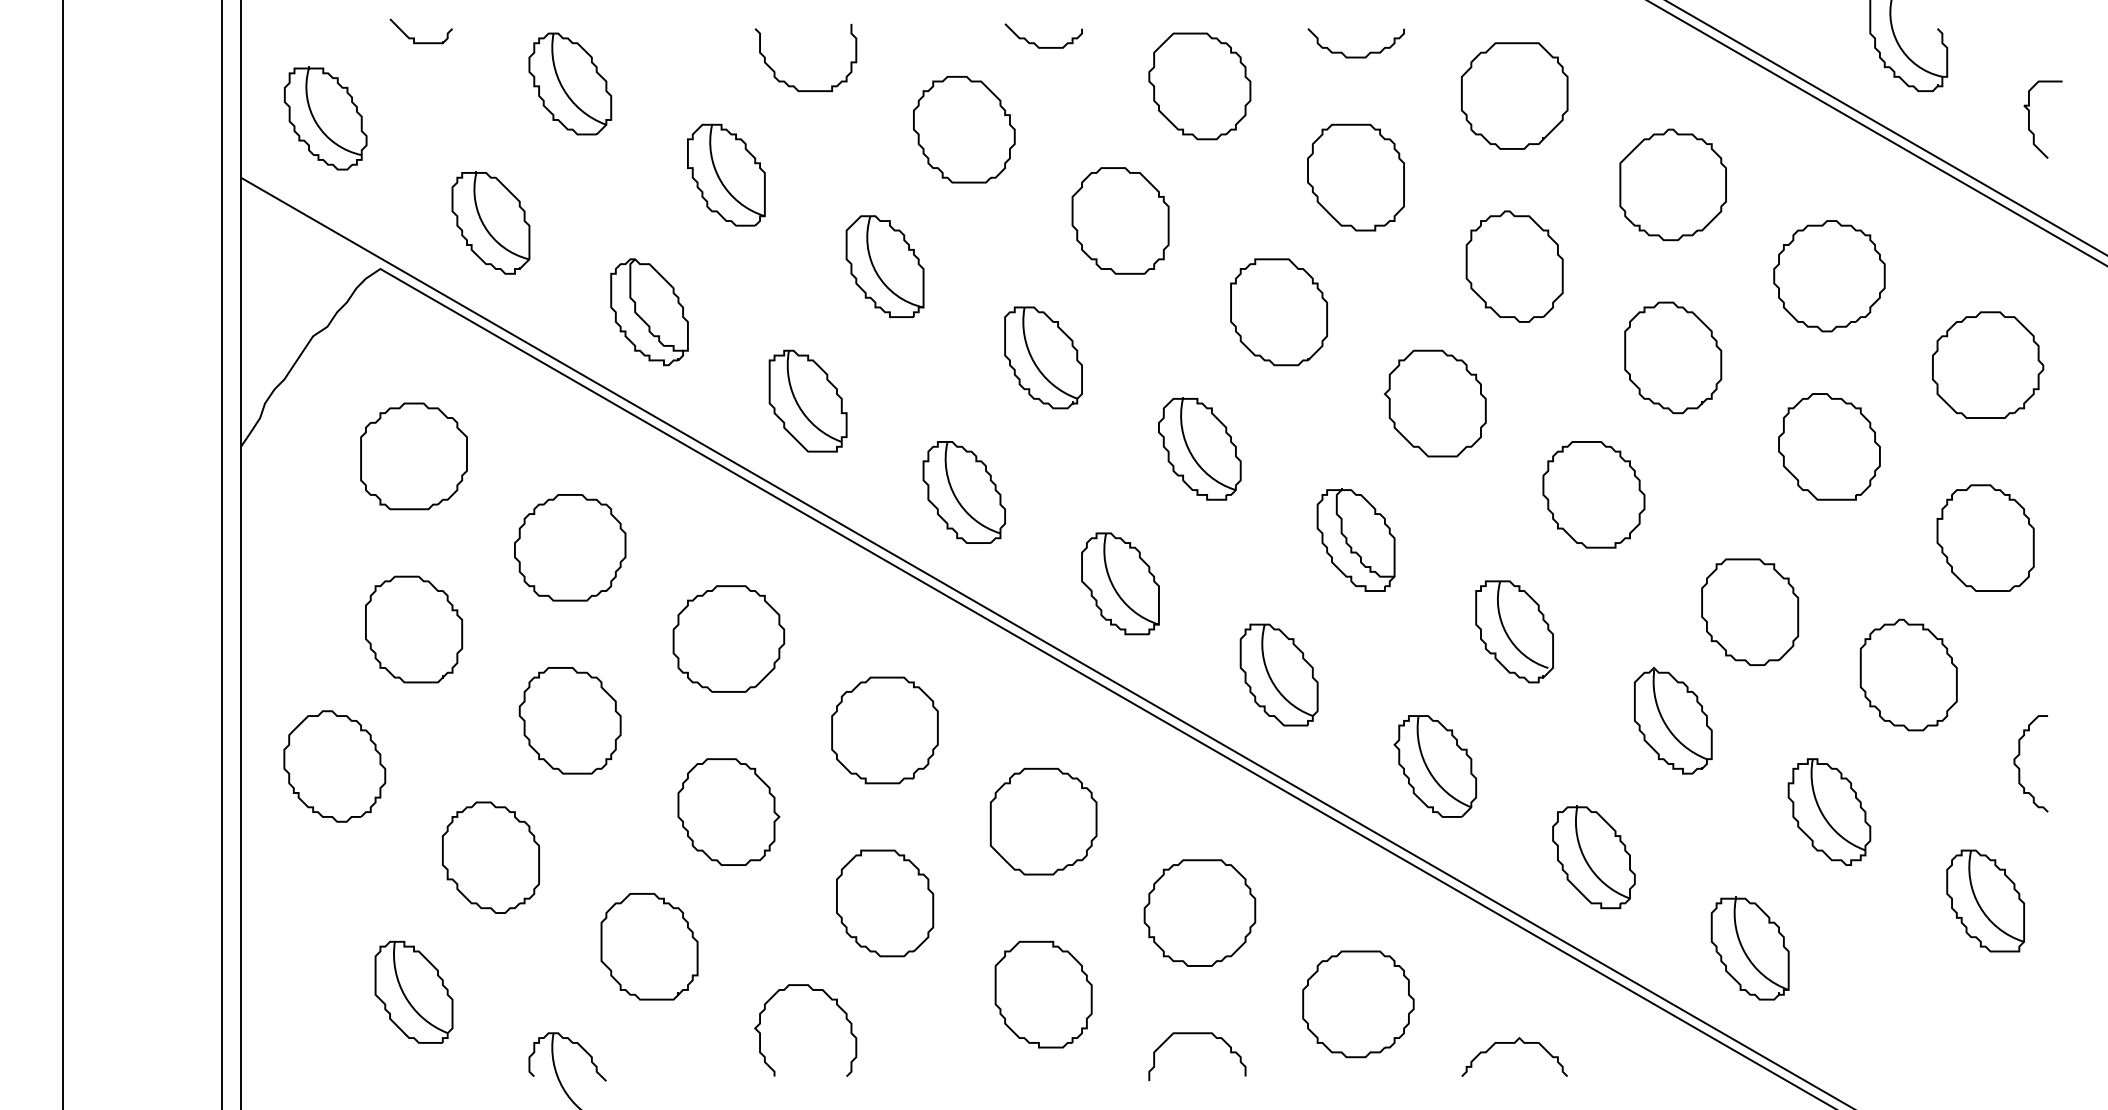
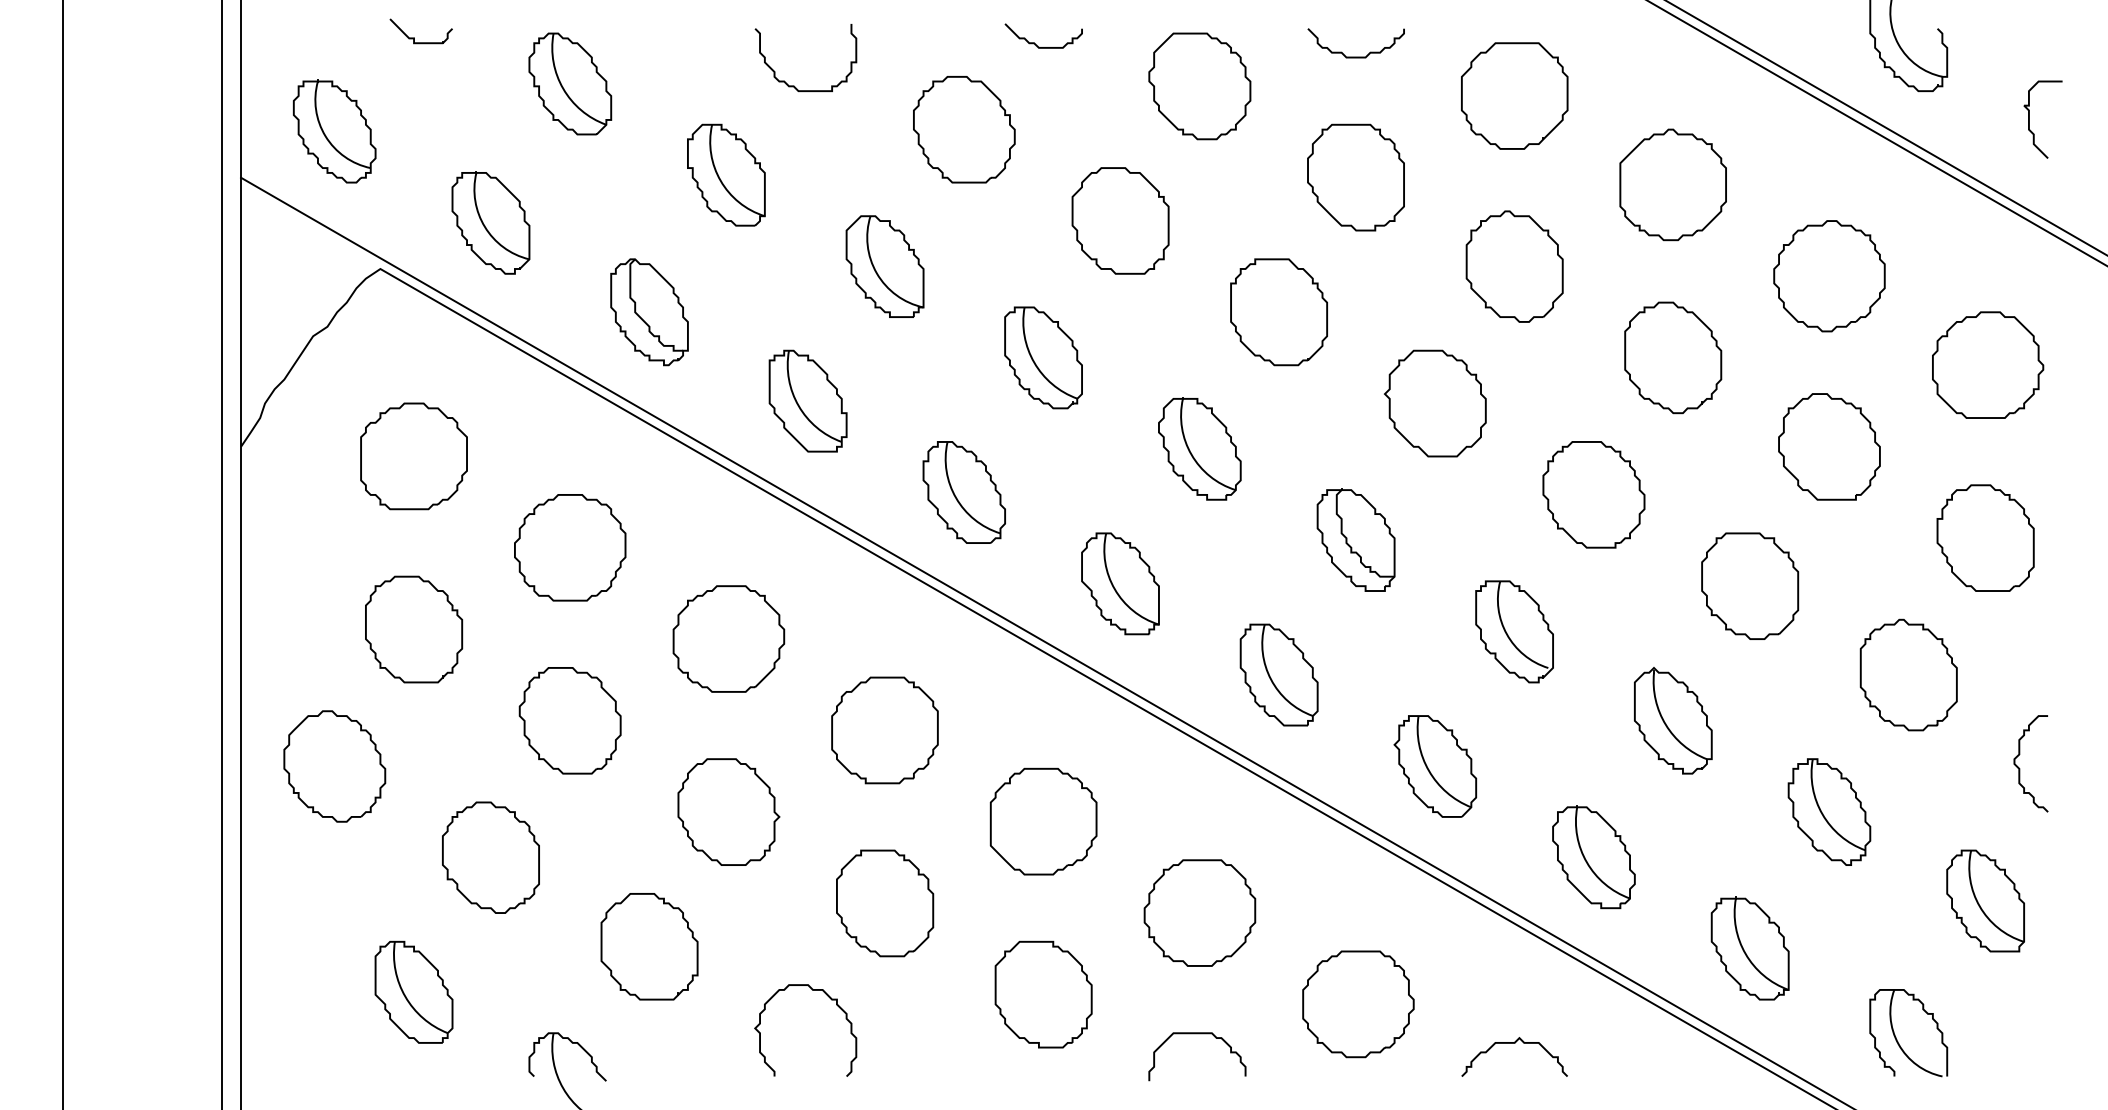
part position: (325, 118) -> (334, 131) (334, 131)
part position: (1750, 611) -> (1750, 585) (1750, 585)
part: none -> present (1897, 1039)
